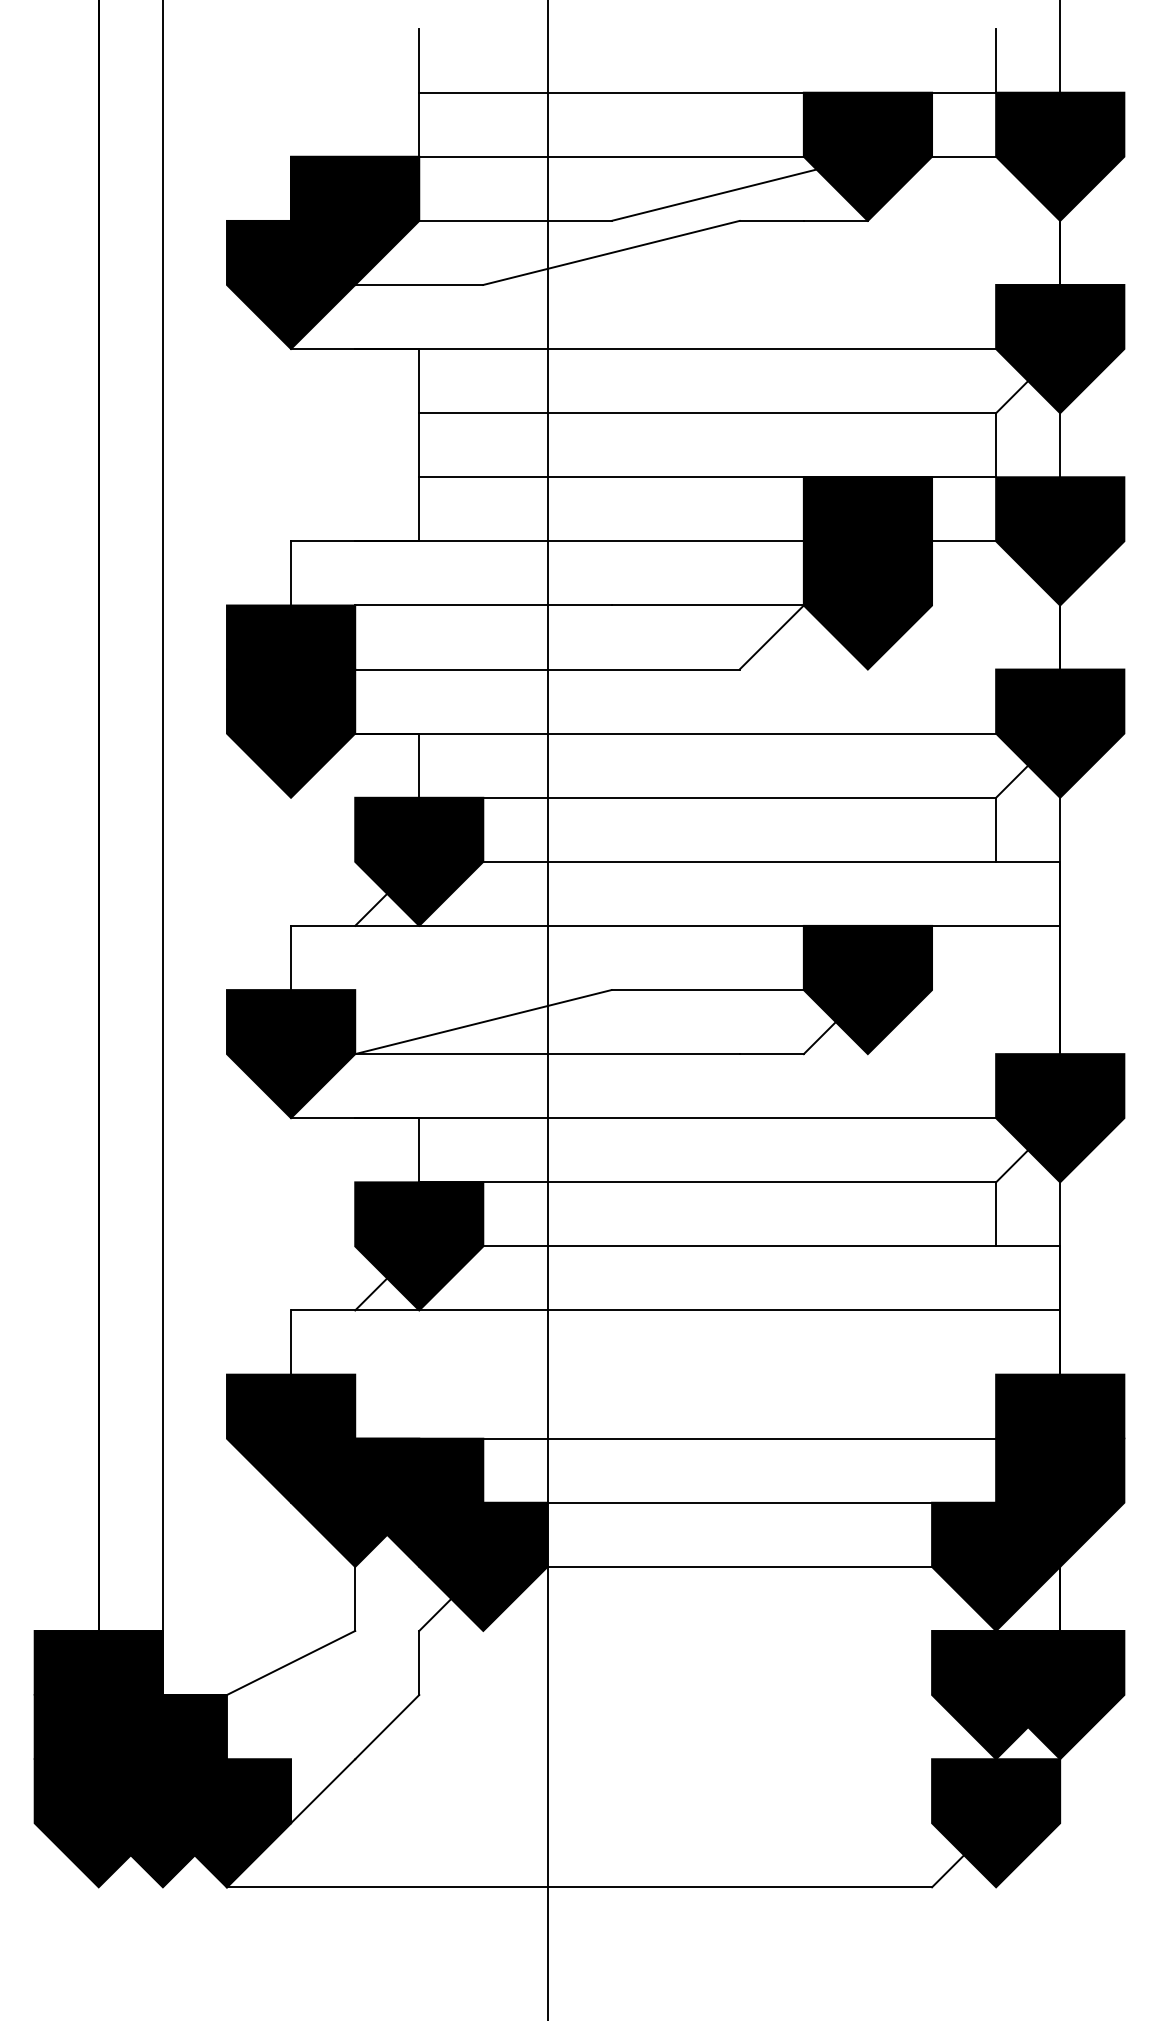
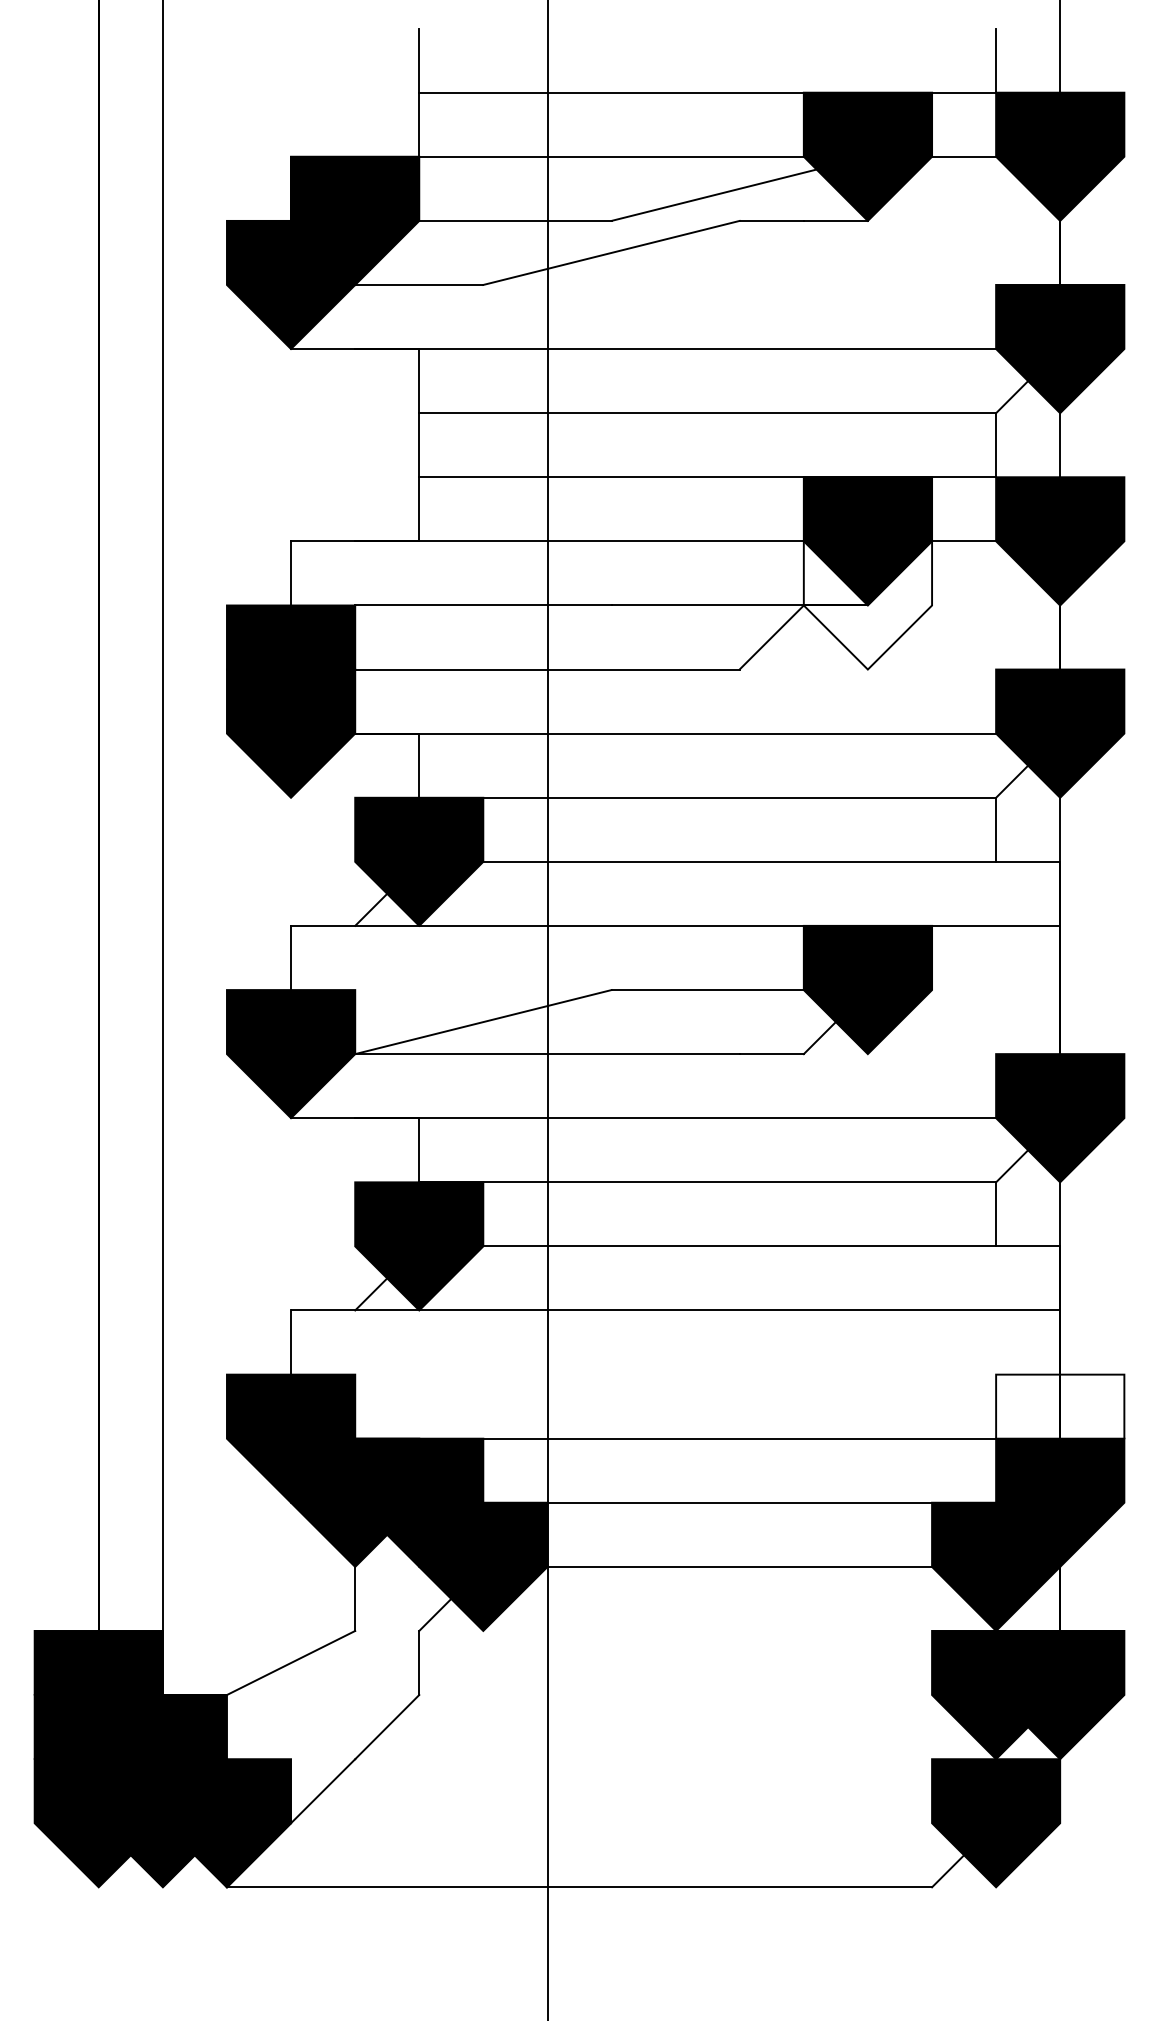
fill: present -> none (867, 605)
fill: present -> none (1060, 1438)
